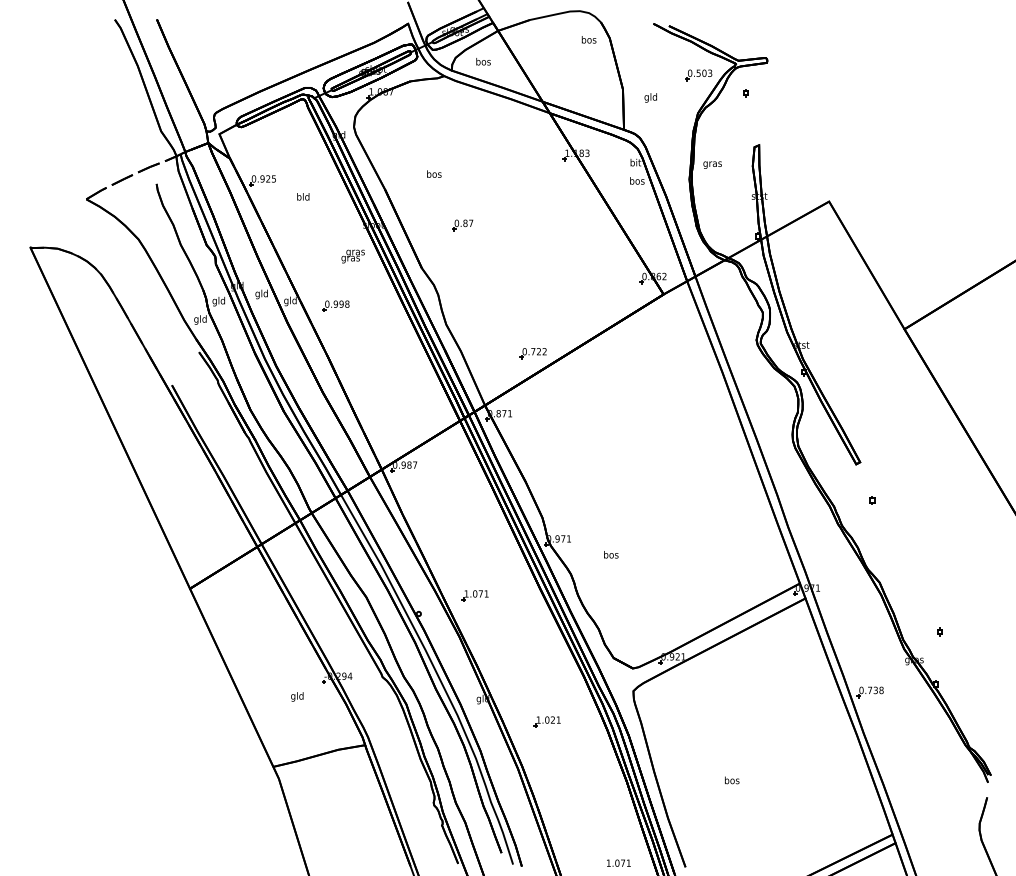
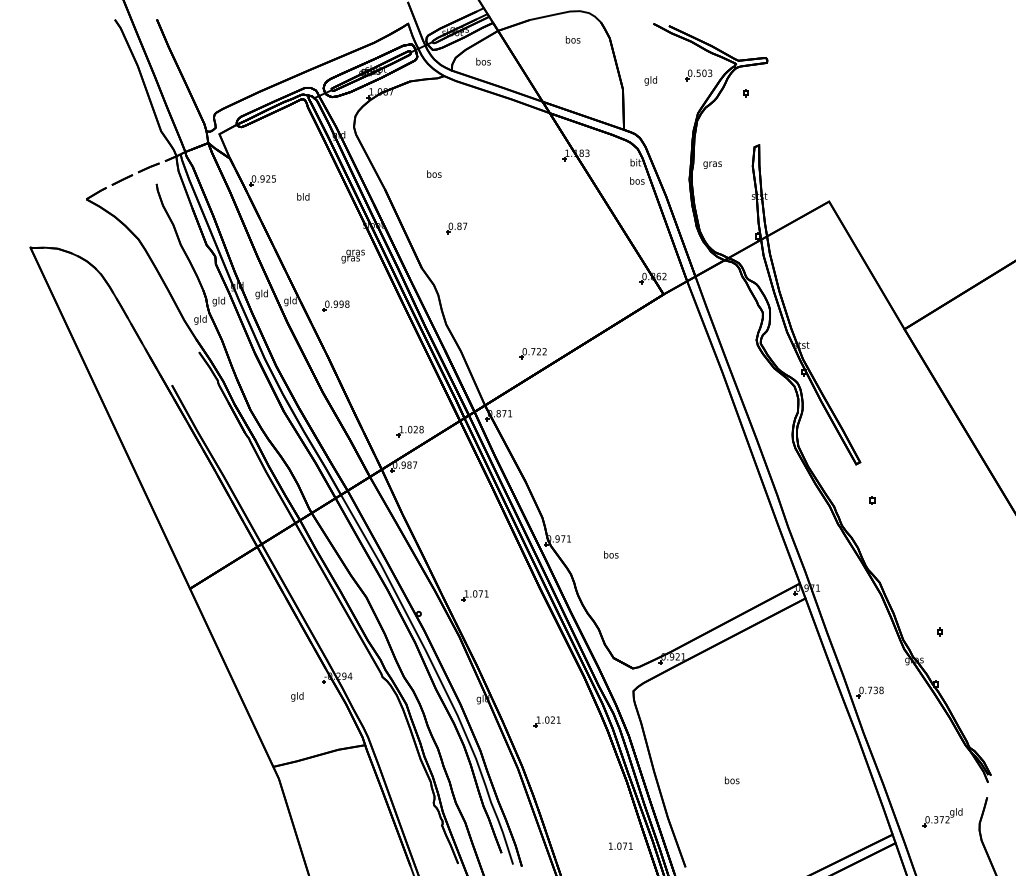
text position: (588, 39) -> (572, 39) (572, 39)
text position: (650, 97) -> (650, 80) (650, 80)
part position: (462, 225) -> (456, 228) (456, 228)
part: none -> present (409, 431)
part: none -> present (942, 817)
text position: (618, 862) -> (620, 845) (620, 845)
